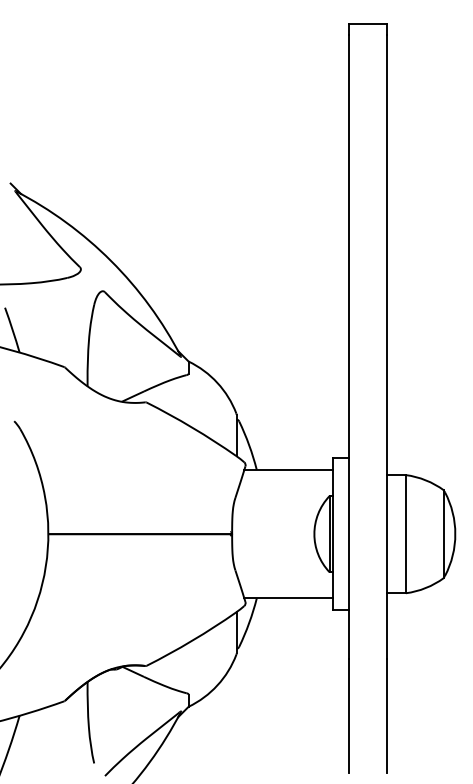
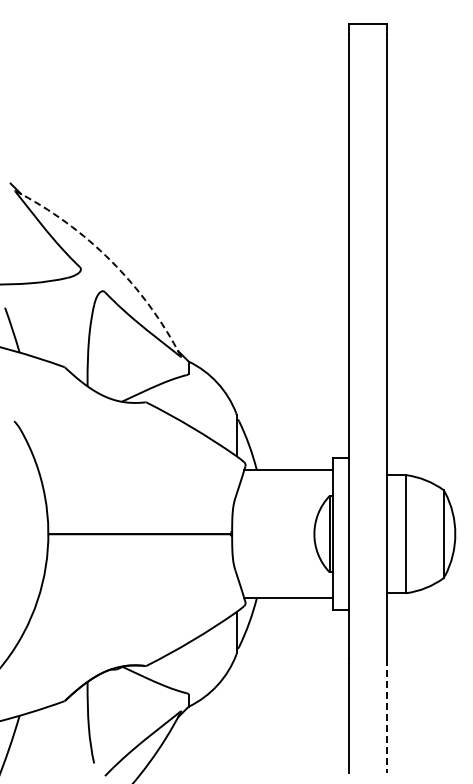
arc: solid -> dashed (111, 261)
line: solid -> dashed (386, 715)
